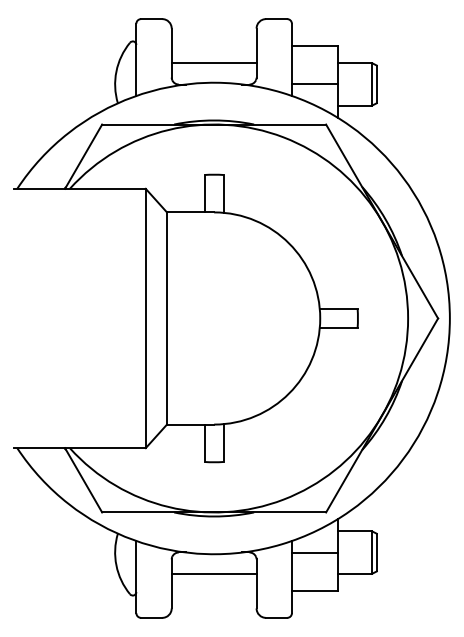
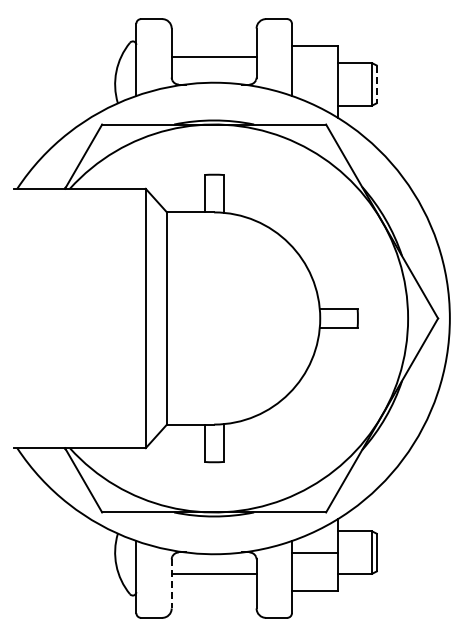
line position: (213, 63) -> (213, 57) (213, 57)
line: present -> none (314, 84)
line: solid -> dashed (376, 84)
line: solid -> dashed (171, 583)
